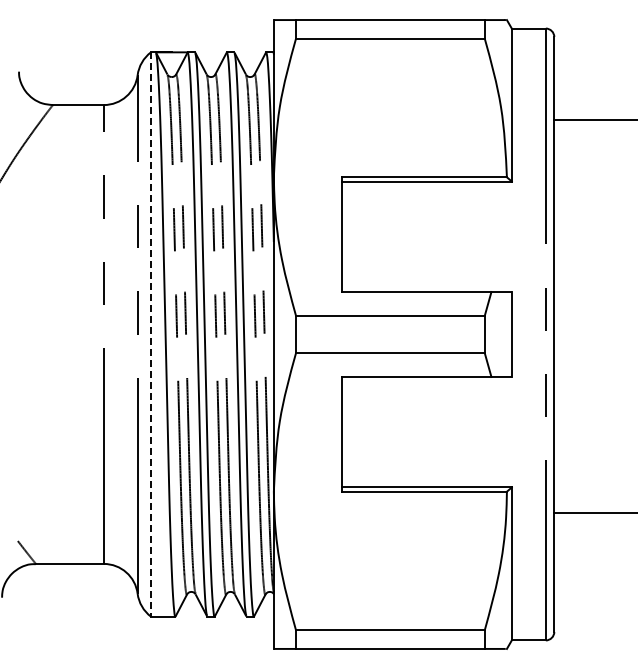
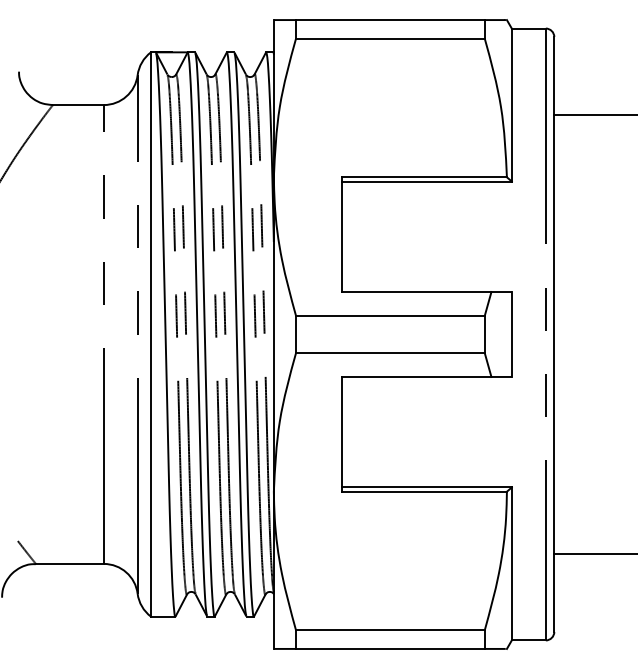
line position: (594, 120) -> (594, 115) (594, 115)
line: dashed -> solid (150, 335)
line position: (594, 512) -> (594, 553) (594, 553)
